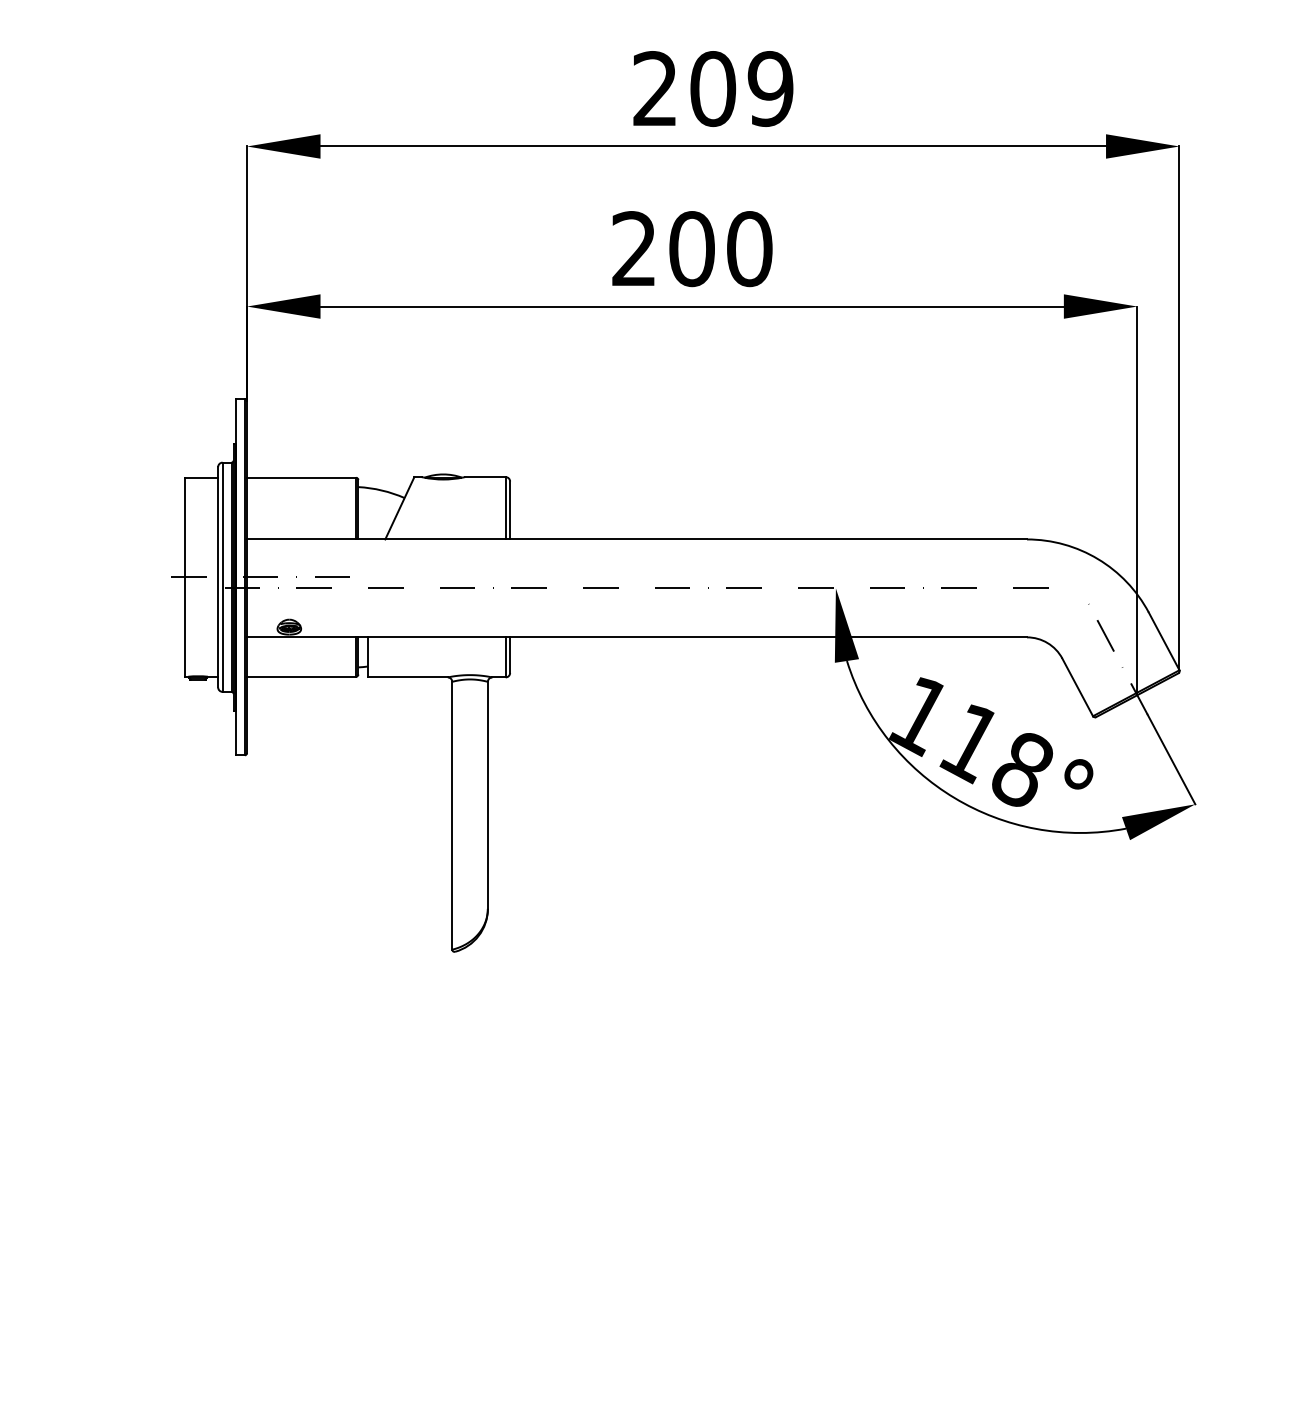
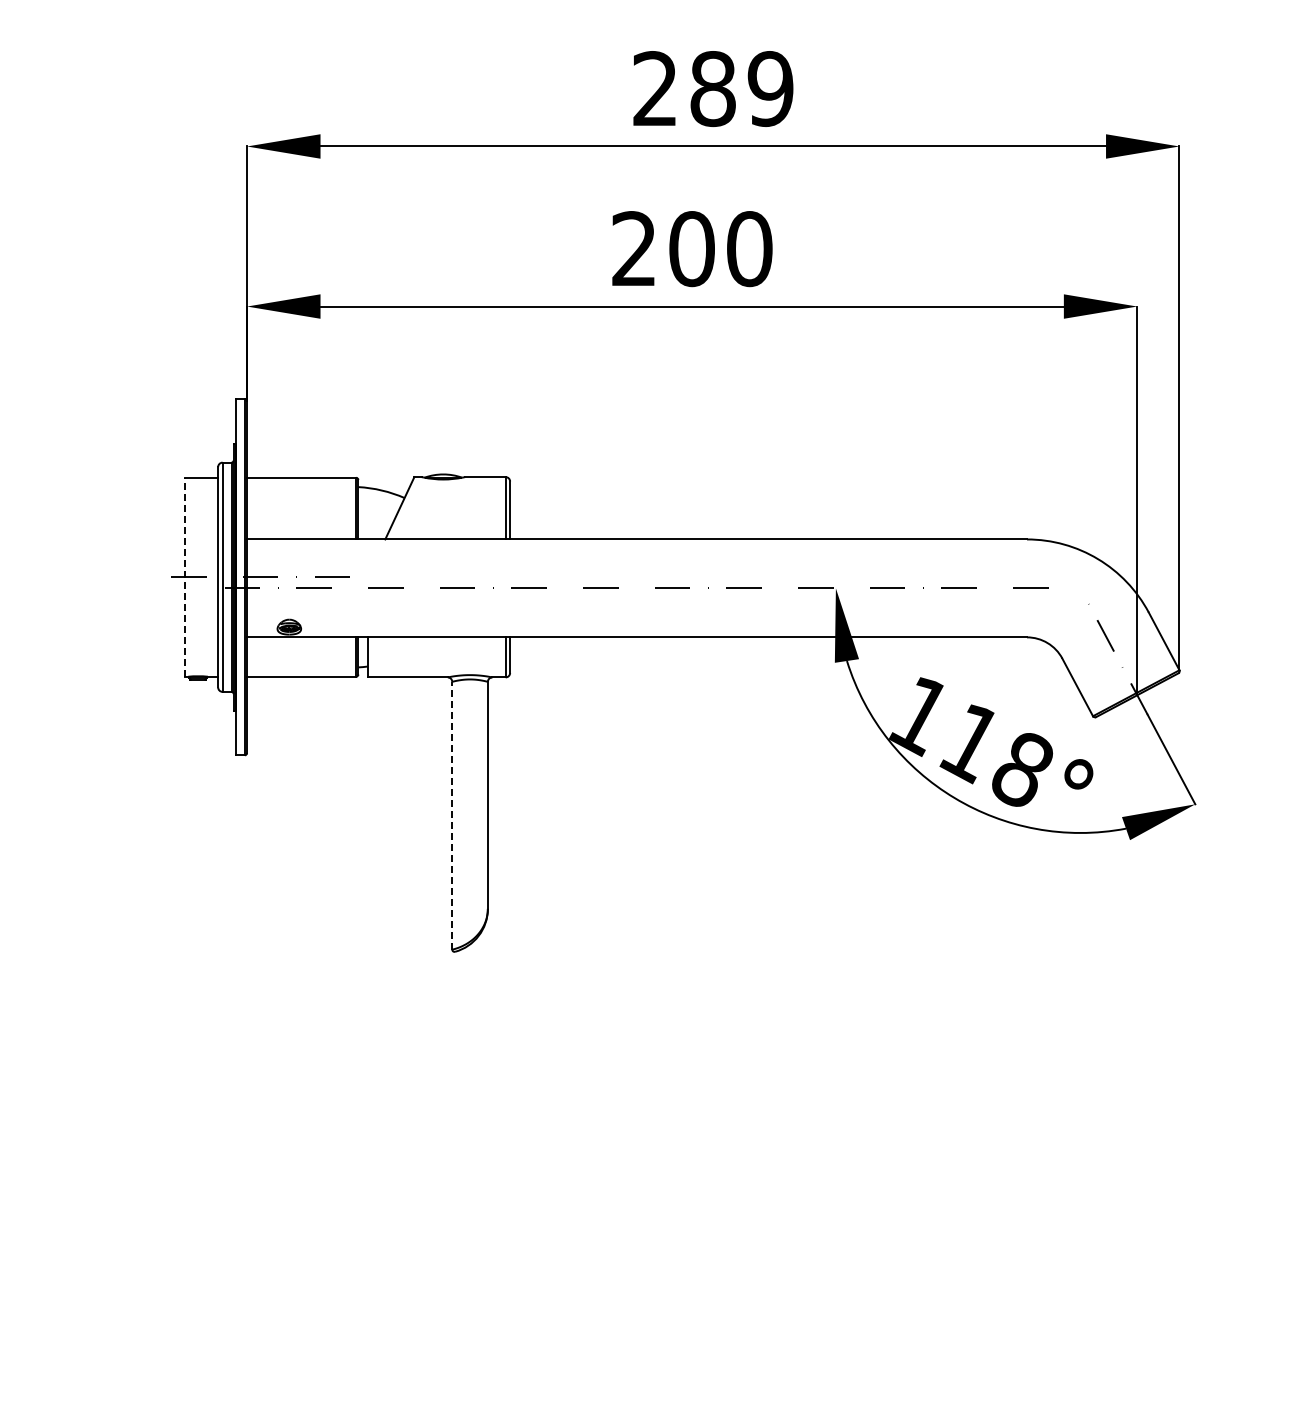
text: 209 -> 289 (713, 88)
line: solid -> dashed (184, 576)
line: solid -> dashed (452, 815)
